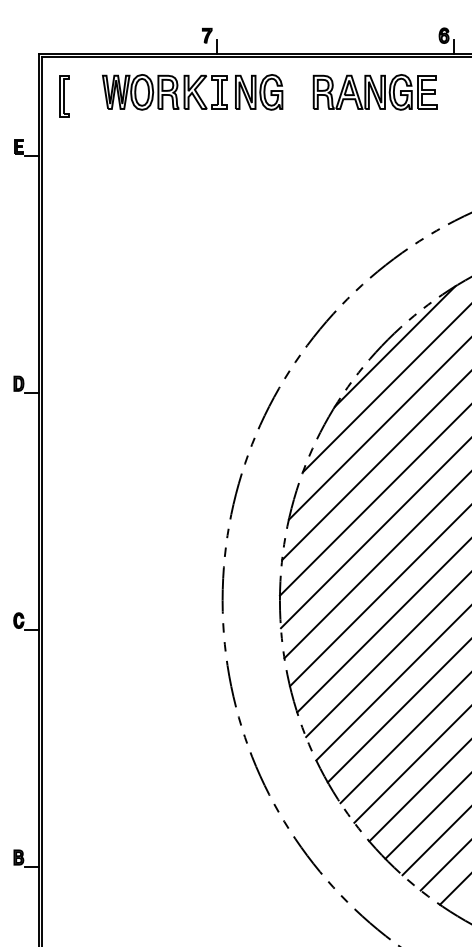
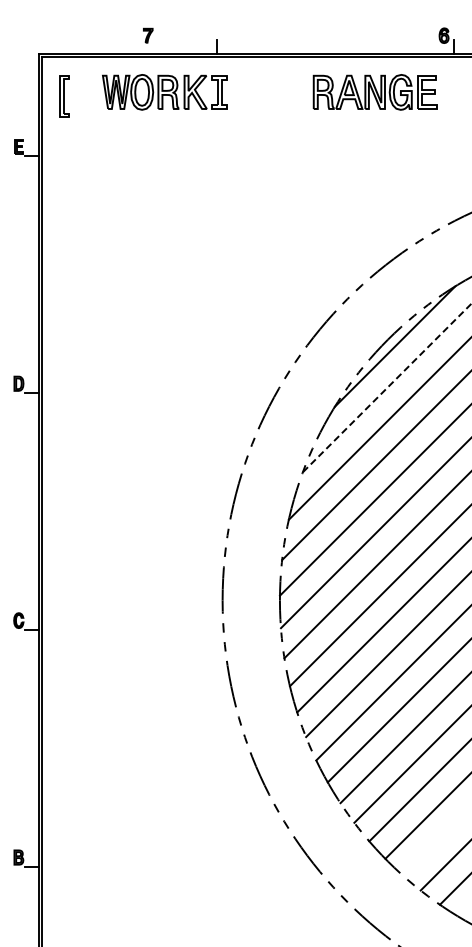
part position: (207, 35) -> (148, 35) (148, 35)
part: present -> none (259, 92)
line: solid -> dashed (387, 387)
line: present -> none (435, 842)
